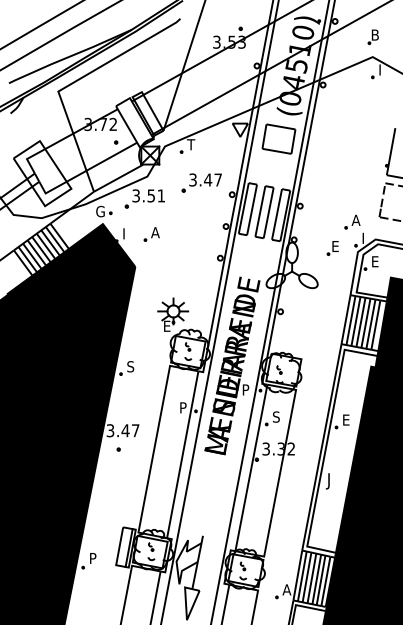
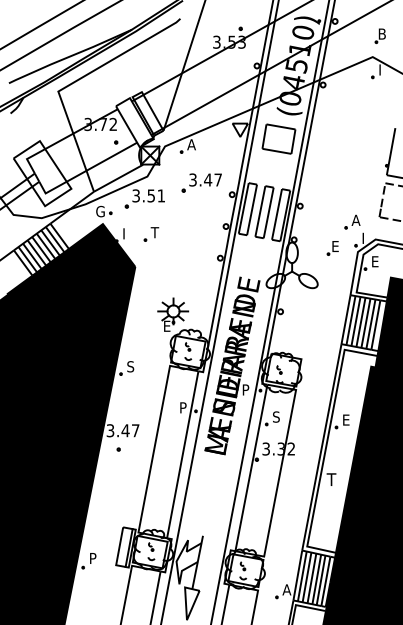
part position: (372, 36) -> (379, 35) (379, 35)
text: T -> A (191, 144)
text: A -> T (154, 232)
text: J -> T (330, 481)
